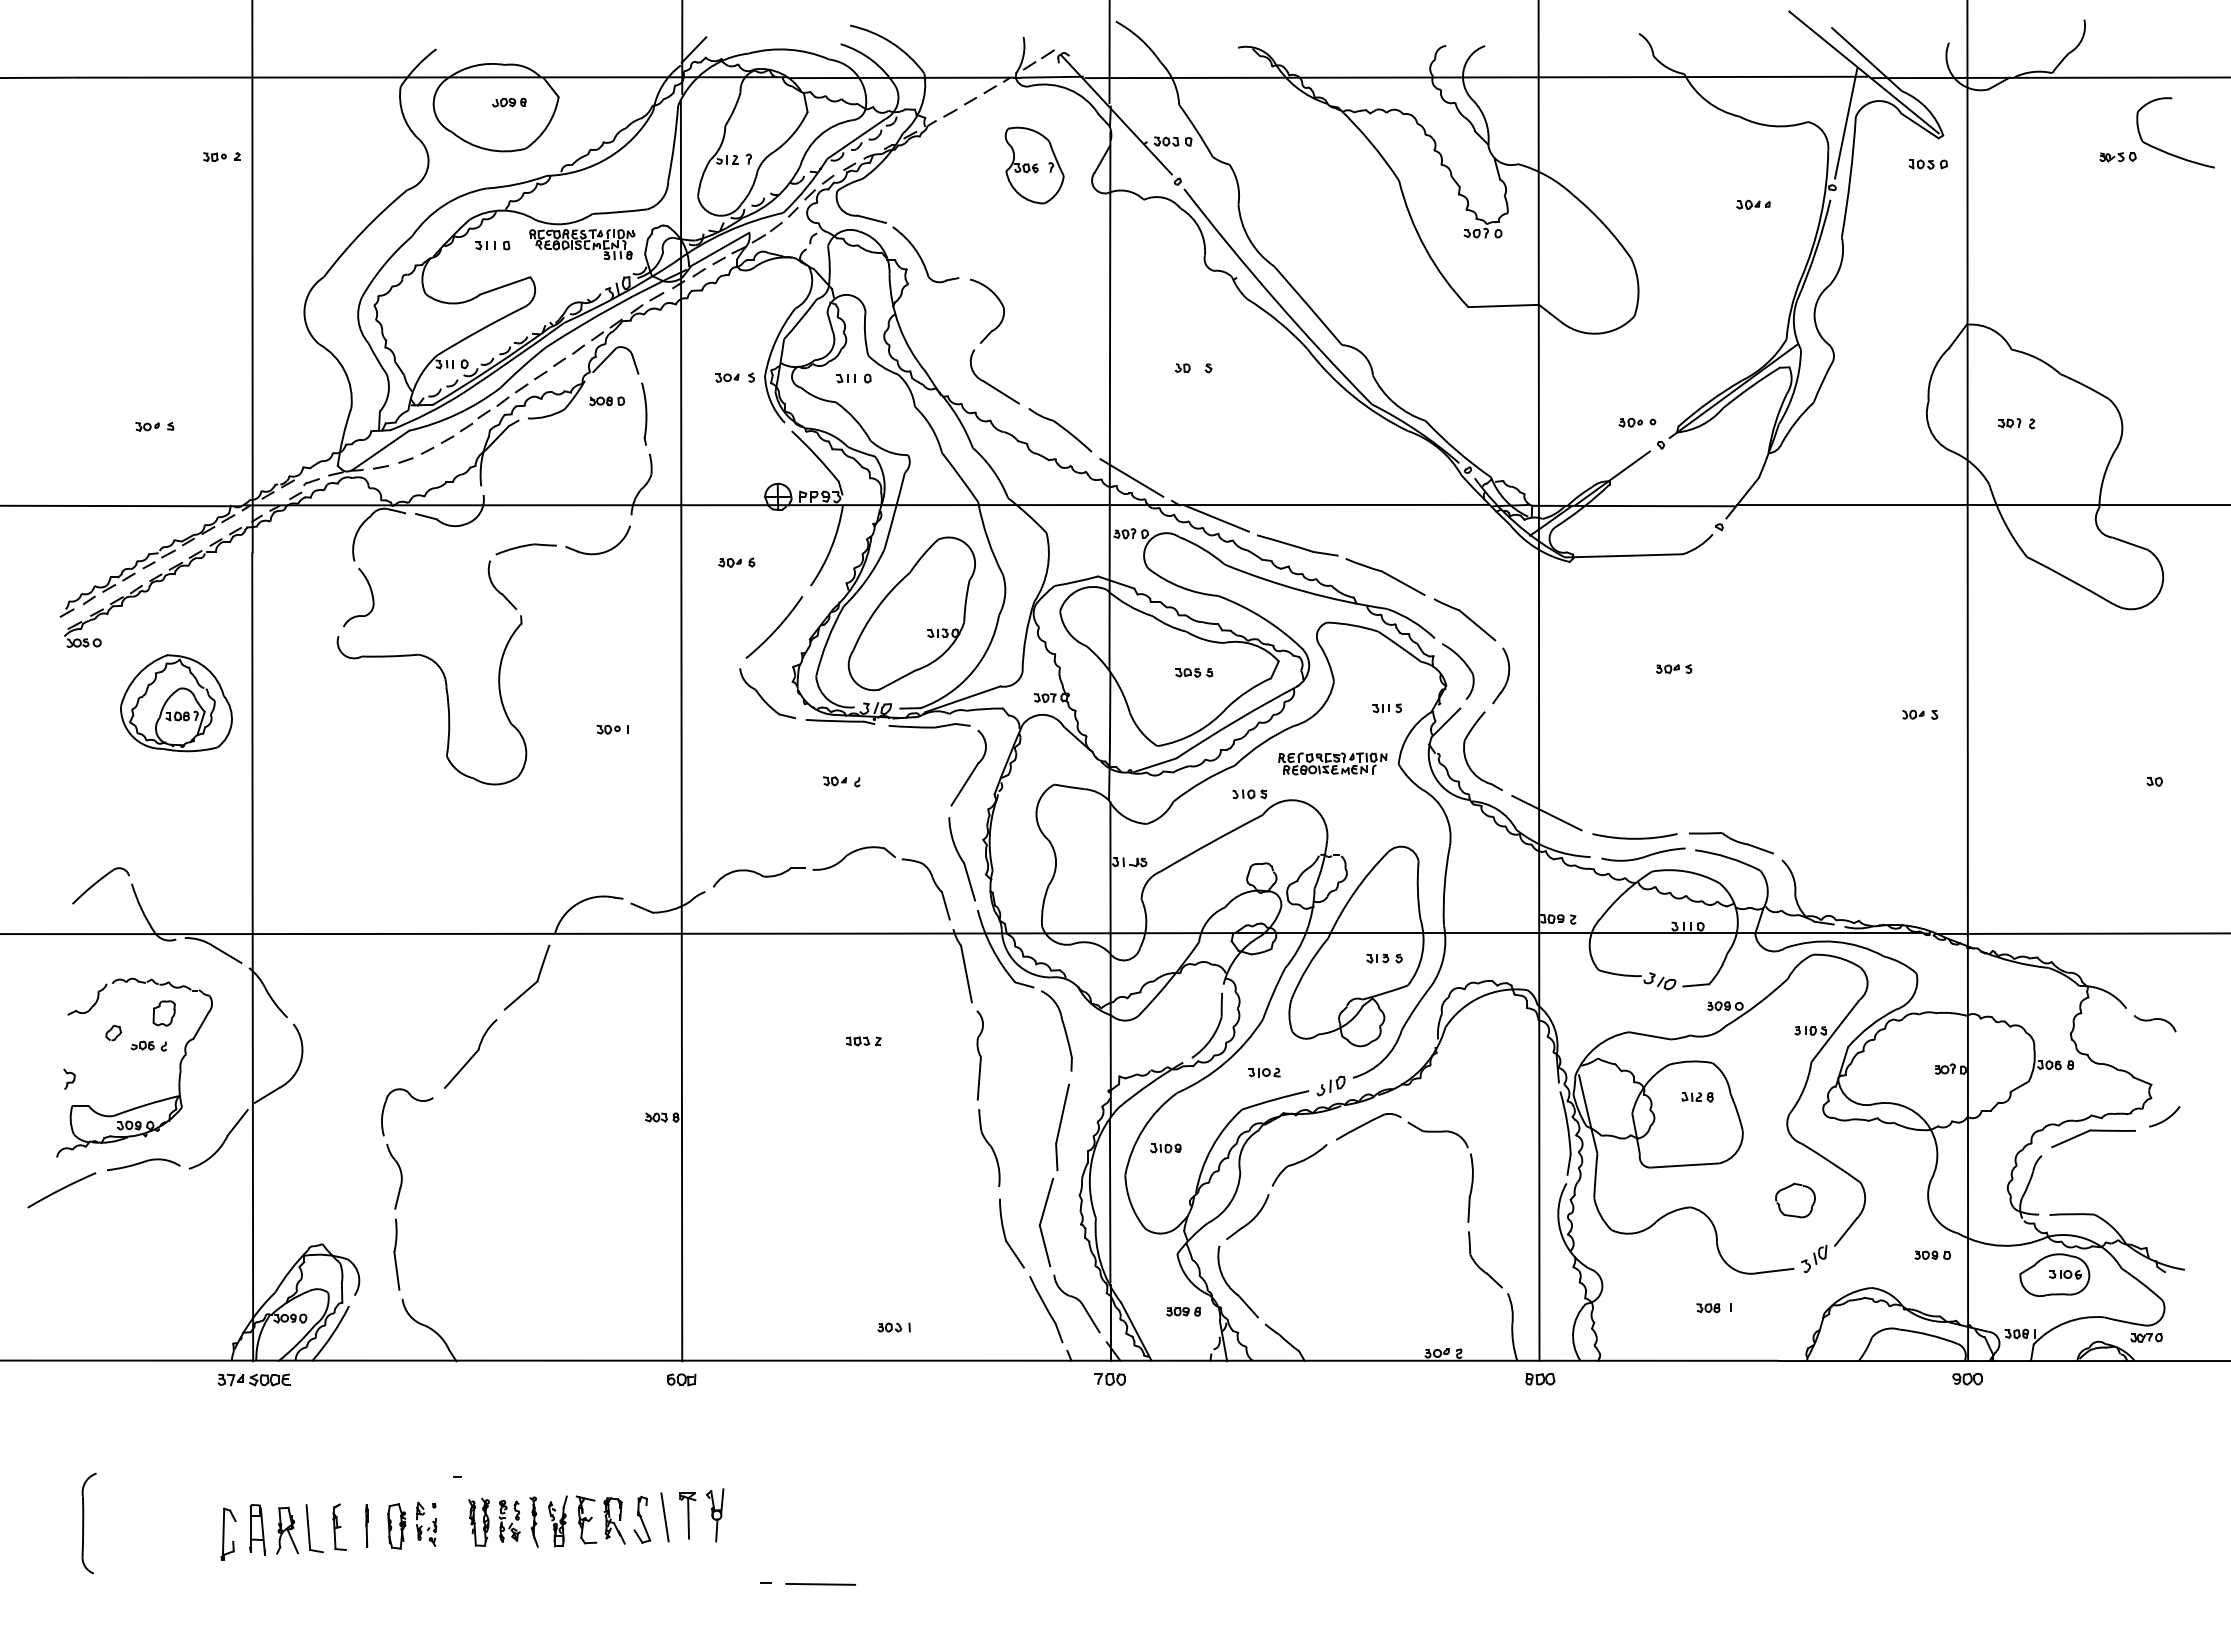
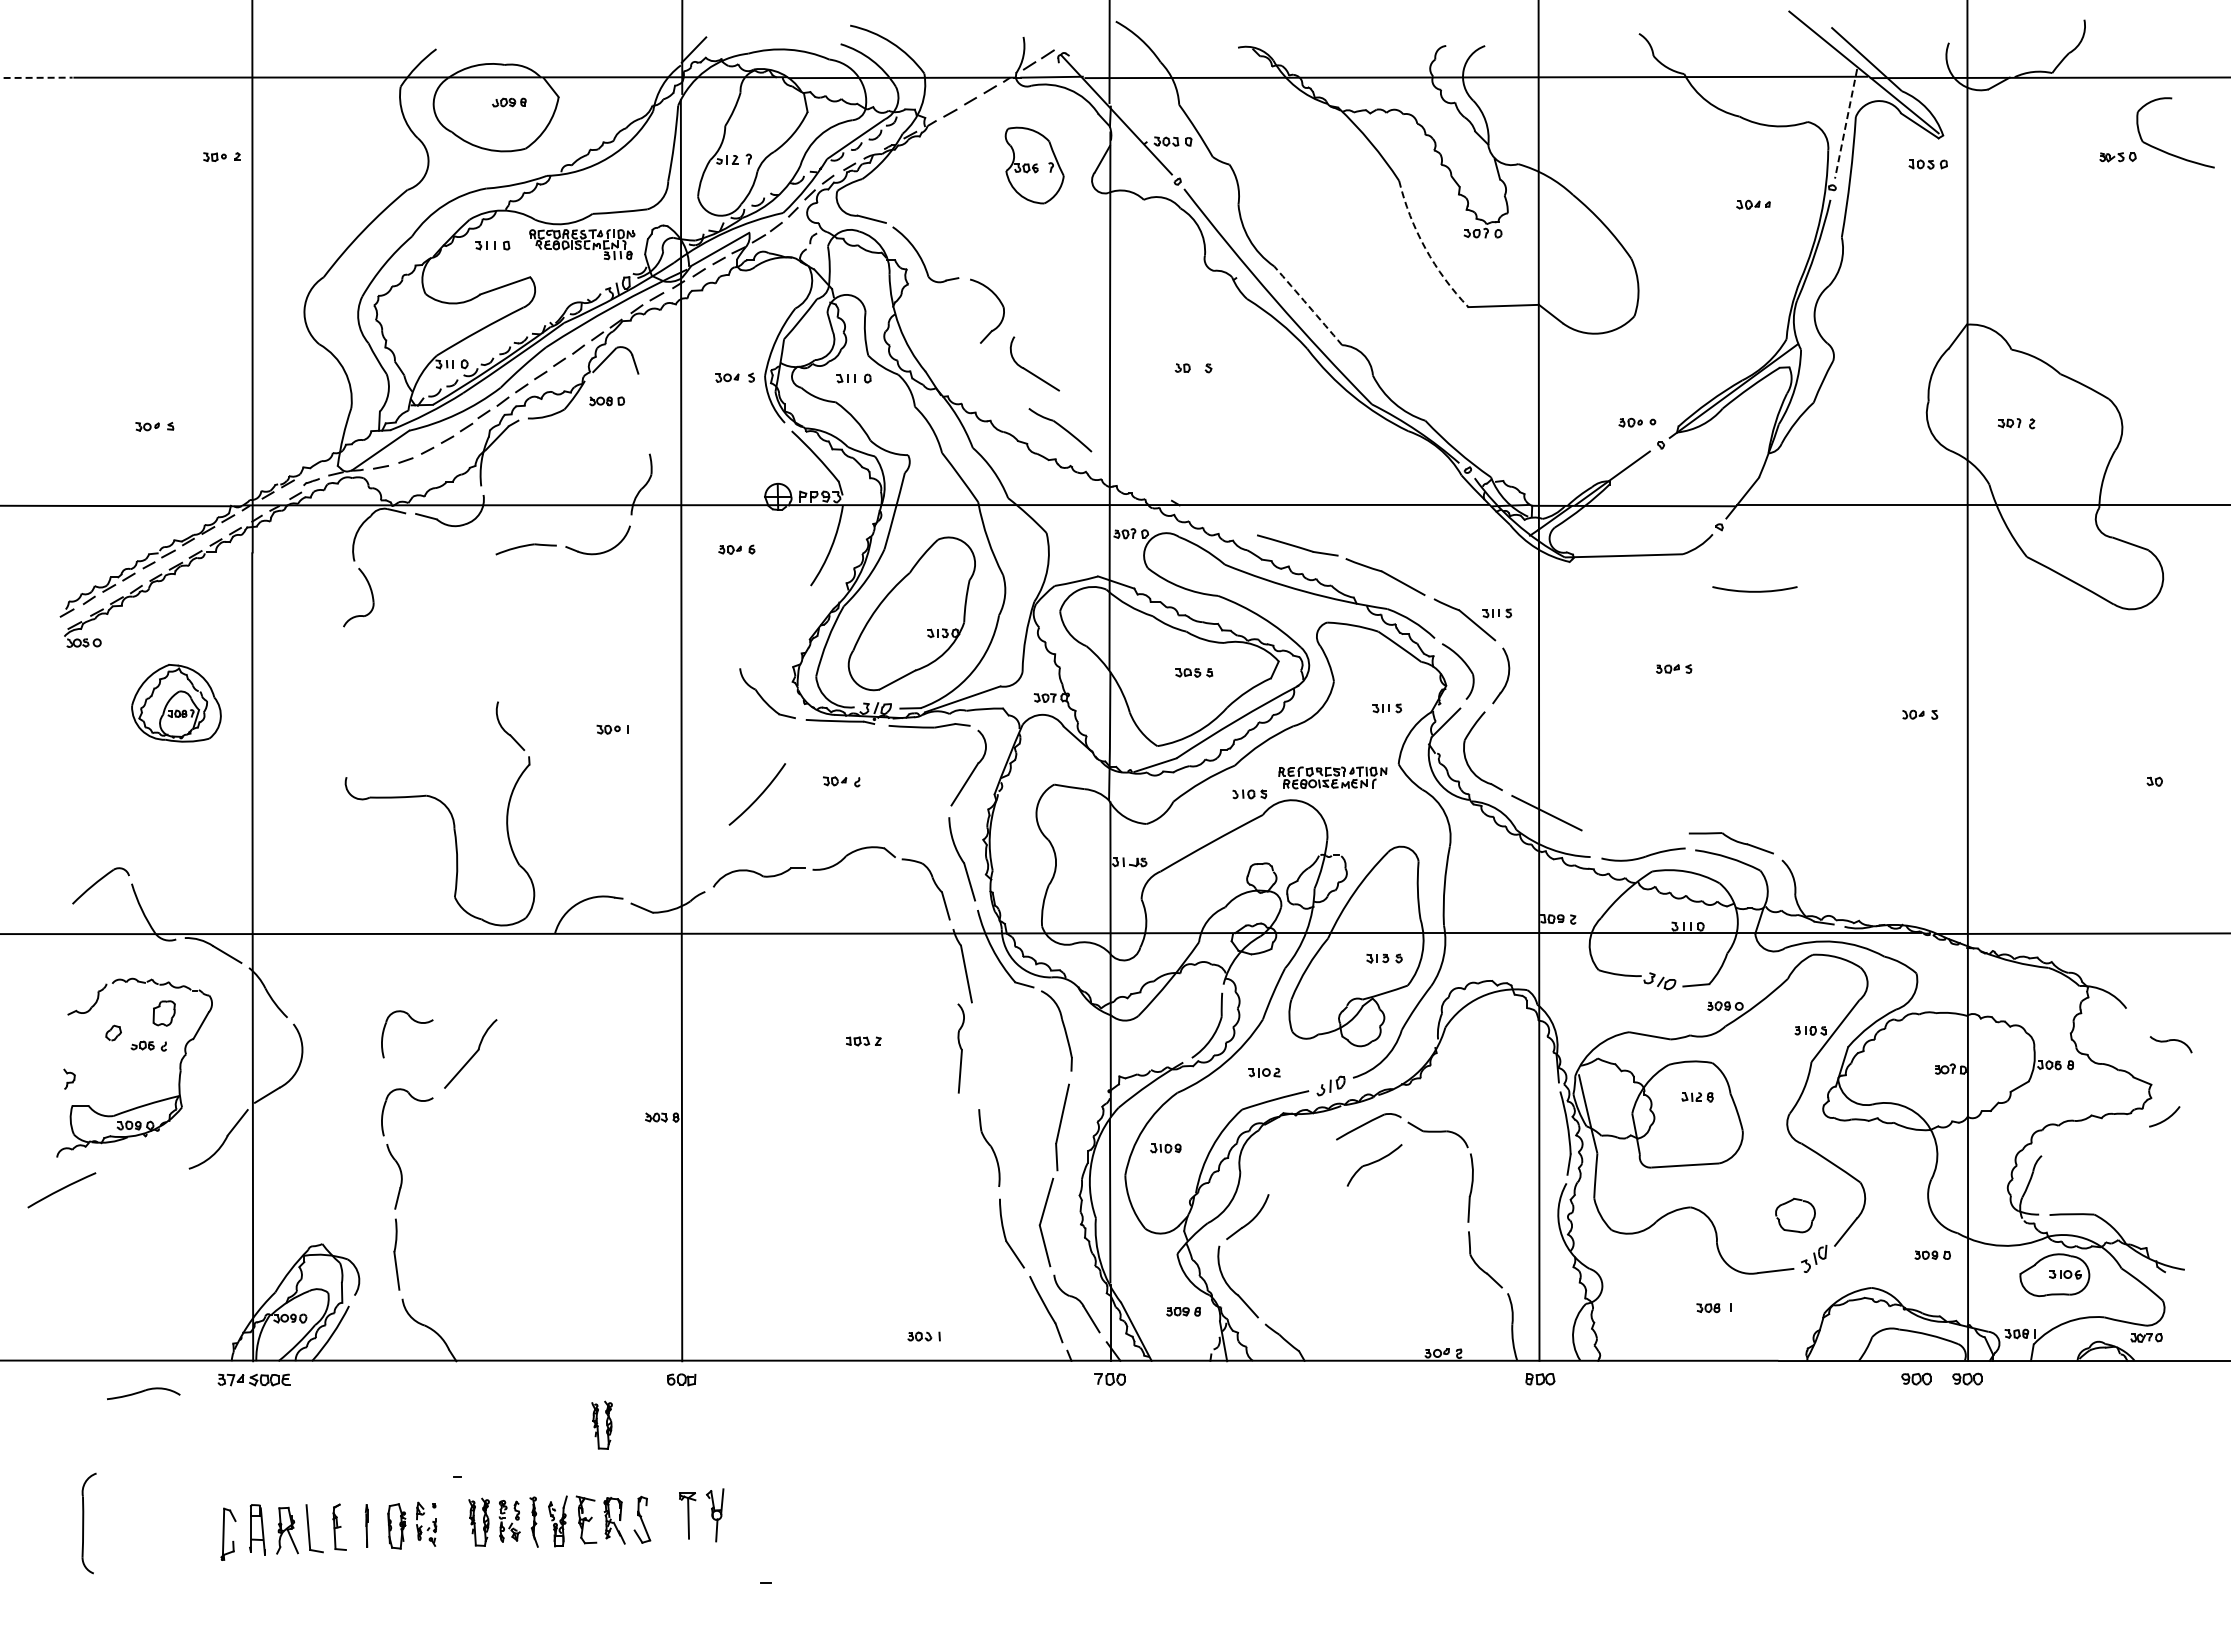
line: solid -> dashed (36, 77)
line: solid -> dashed (1846, 123)
arc: solid -> dashed (1425, 248)
arc: solid -> dashed (1308, 305)
part position: (989, 383) -> (1029, 370) (1029, 370)
part: present -> none (644, 413)
line: present -> none (1131, 477)
line: present -> none (1216, 518)
part position: (736, 562) -> (736, 549) (736, 549)
part: none -> present (1497, 613)
arc position: (775, 629) -> (758, 796) (758, 796)
part position: (437, 666) -> (445, 807) (445, 807)
part size: 113x99 px -> 91x79 px (176, 703)
part position: (1332, 763) -> (1332, 777) (1332, 777)
arc position: (1634, 837) -> (1754, 590) (1754, 590)
part: present -> none (533, 983)
part: none -> present (413, 1021)
part position: (2154, 1023) -> (2170, 1044) (2170, 1044)
part position: (979, 1055) -> (960, 1048) (960, 1048)
part: present -> none (2093, 1131)
part position: (143, 1164) -> (143, 1393) (143, 1393)
part position: (1299, 1165) -> (1374, 1165) (1374, 1165)
part position: (1795, 1200) -> (1795, 1215) (1795, 1215)
part position: (893, 1327) -> (923, 1336) (923, 1336)
part: none -> present (1916, 1378)
part: none -> present (601, 1424)
line: present -> none (664, 1517)
line: present -> none (820, 1583)
